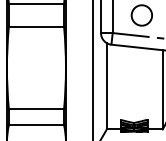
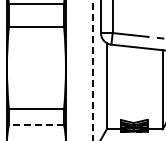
circle: present -> none (141, 15)
line: solid -> dashed (93, 69)
line: solid -> dashed (36, 125)
